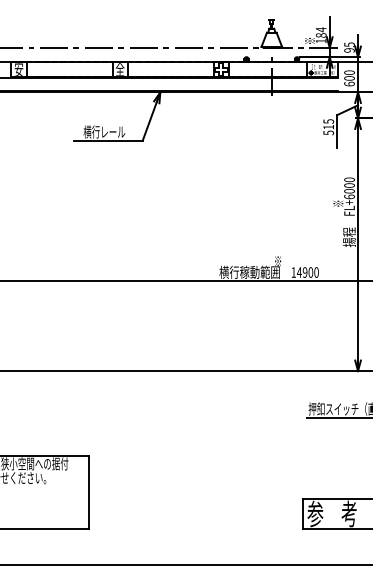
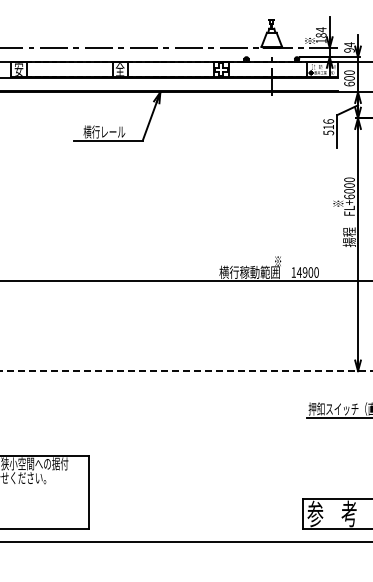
text: 95 -> 94 (349, 44)
text: 515 -> 516 (328, 121)
line: solid -> dashed (186, 371)
line position: (185, 564) -> (185, 541) (185, 541)
